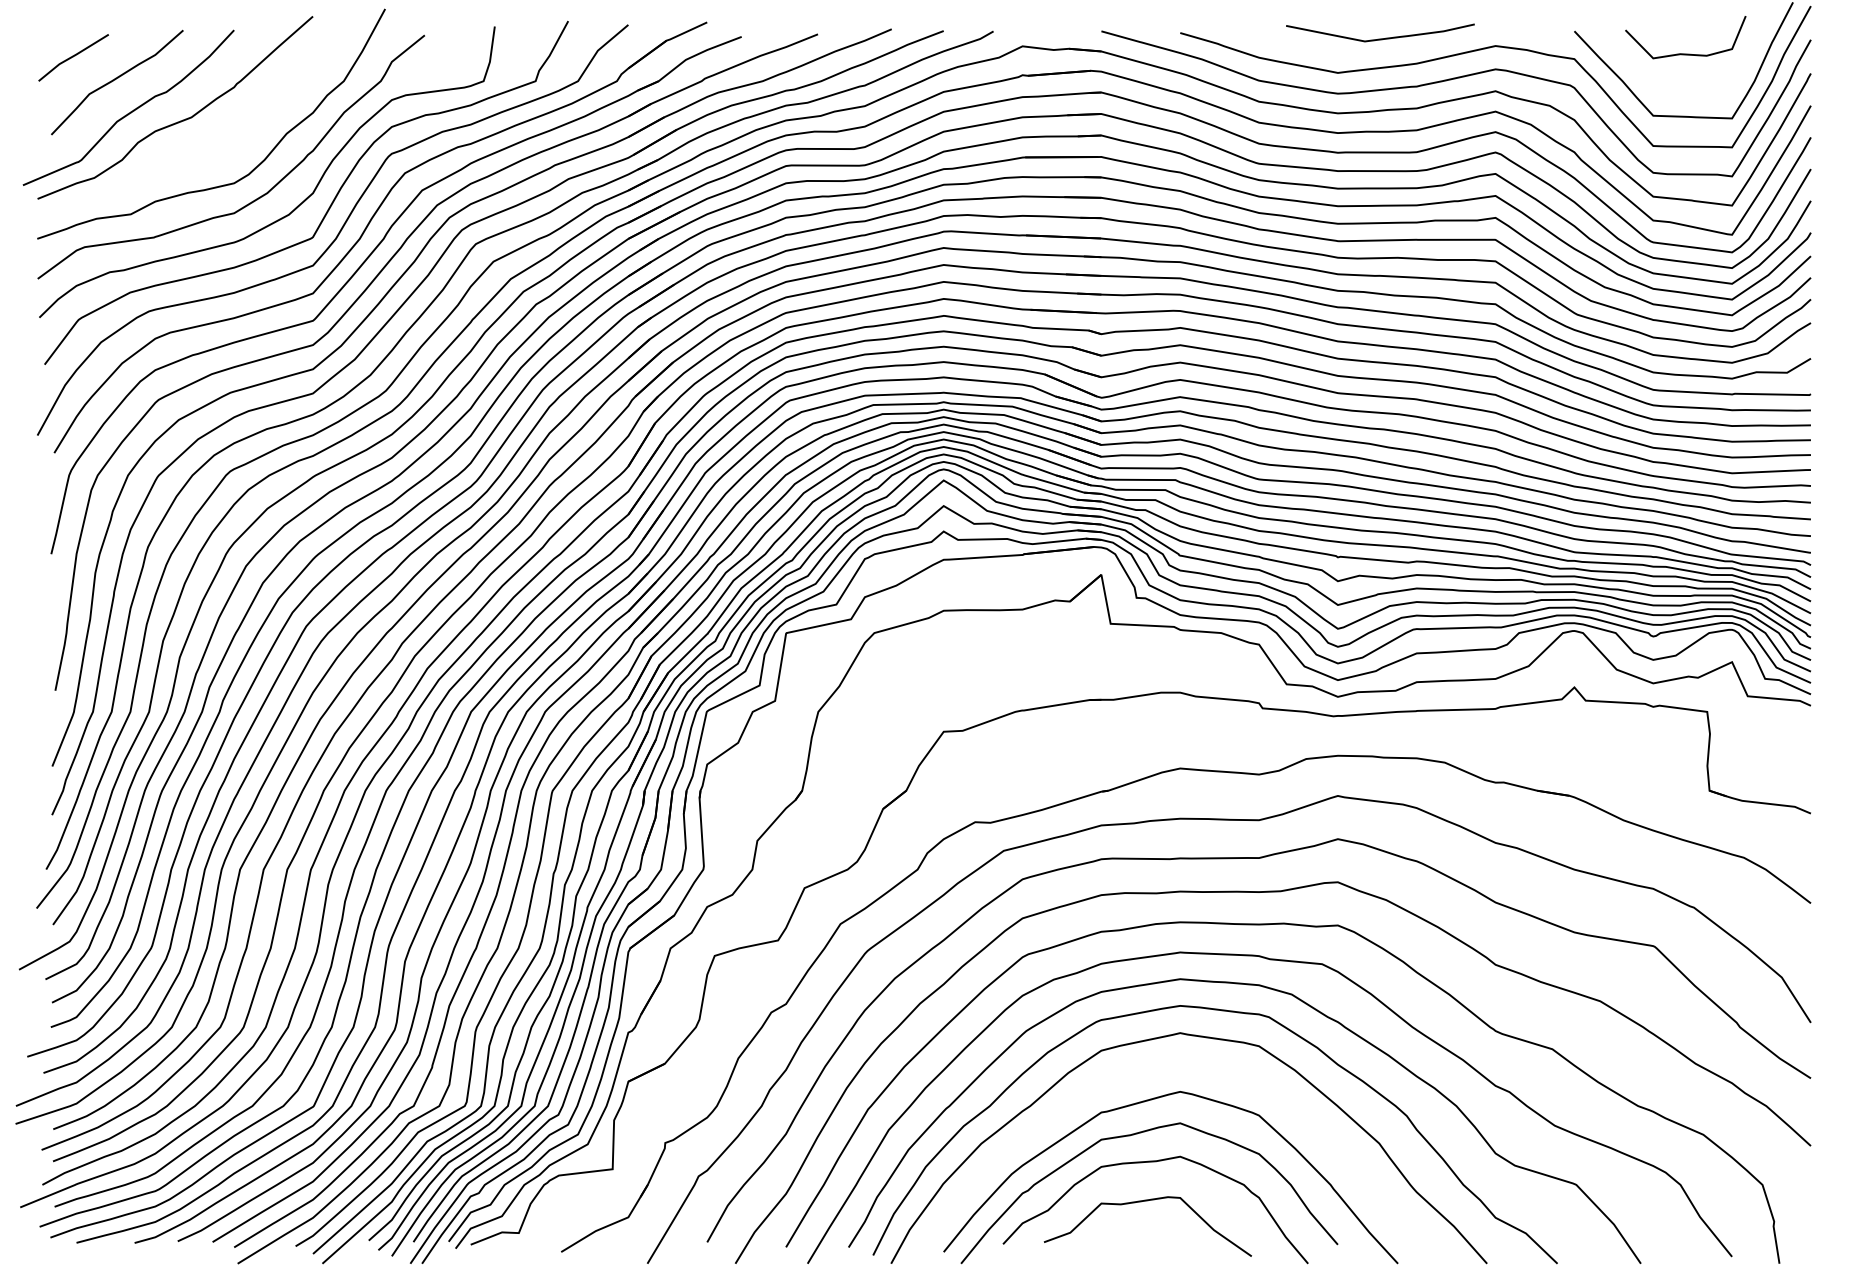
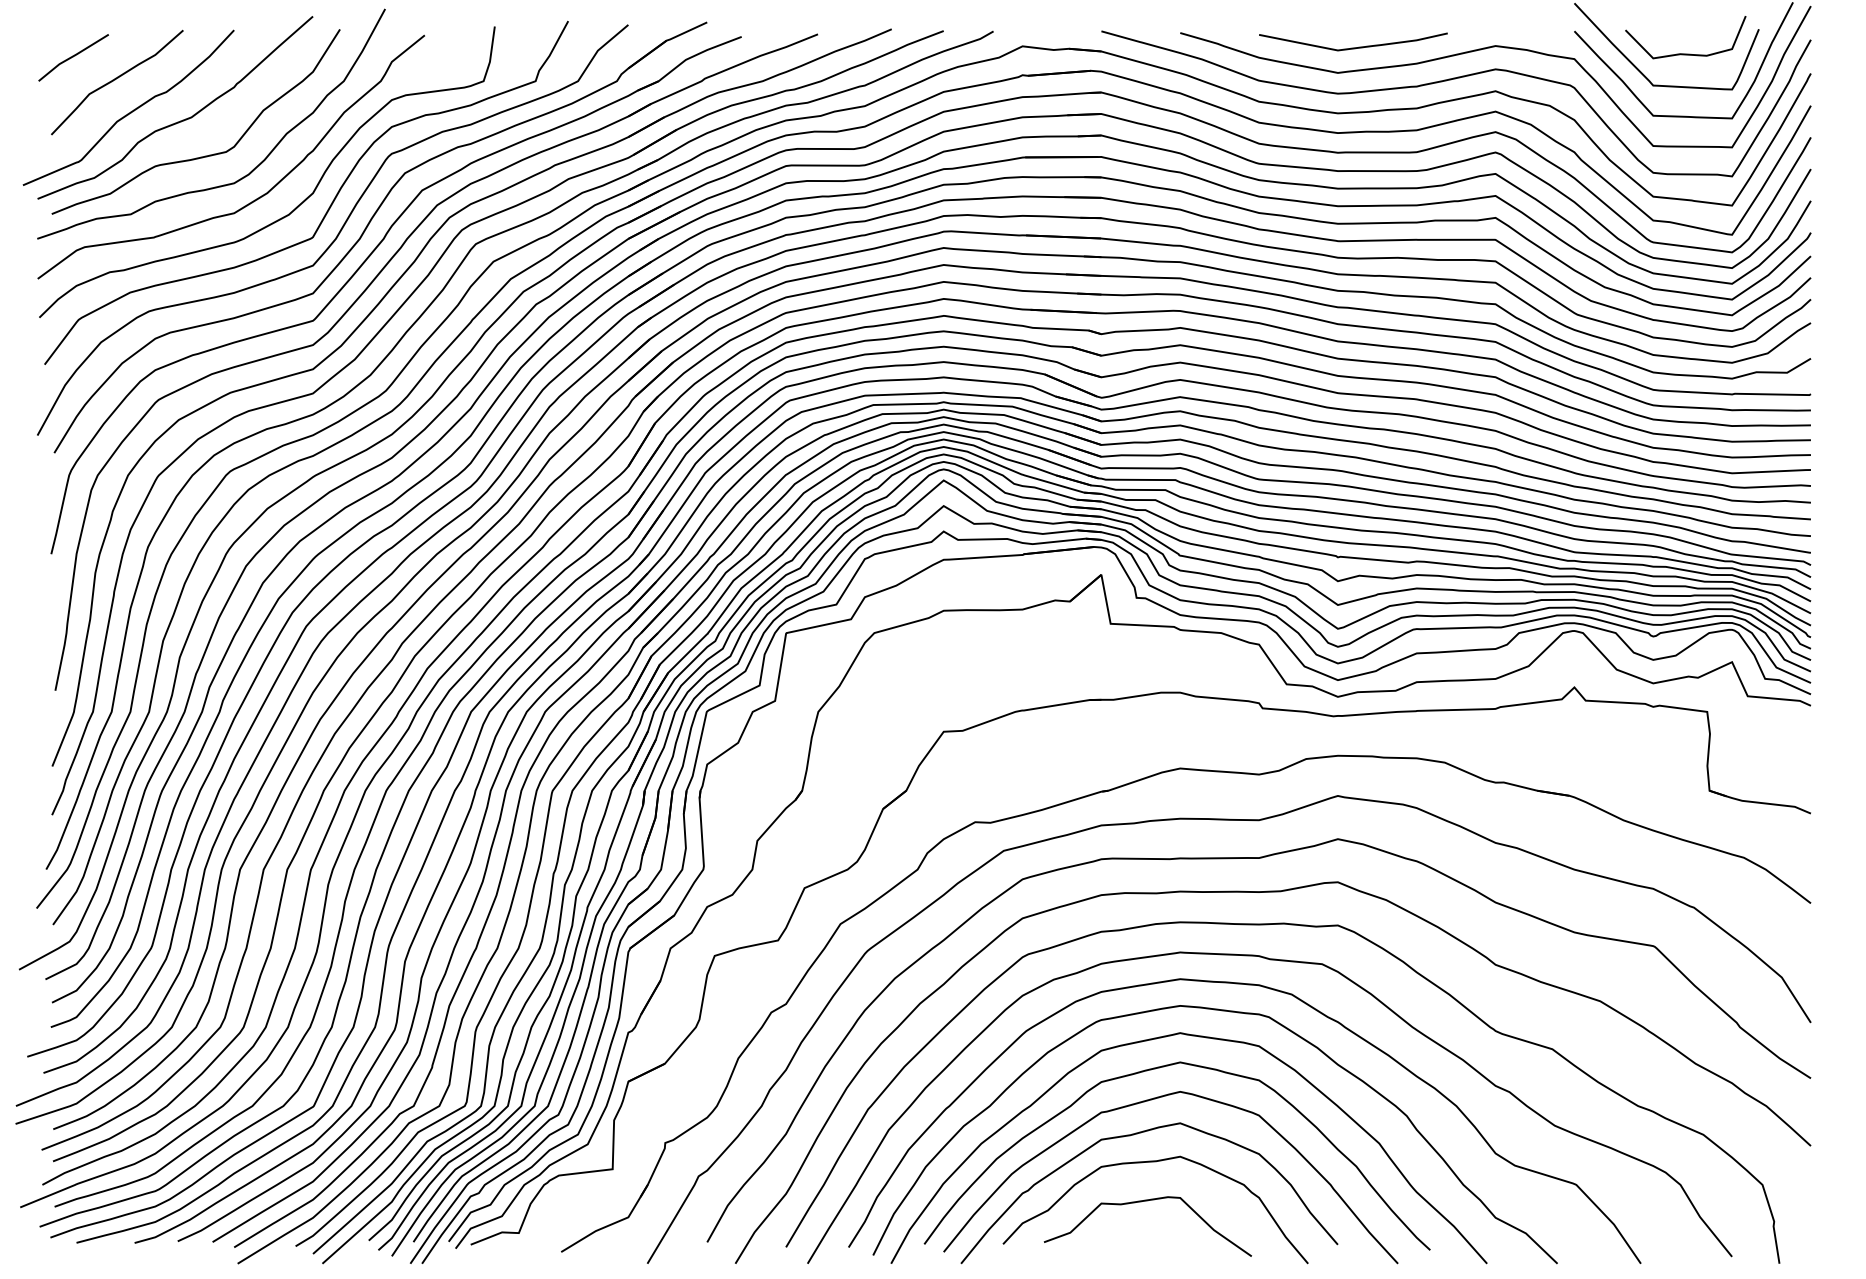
curve position: (1380, 38) -> (1353, 47) (1353, 47)
curve: none -> present (1641, 71)
curve: none -> present (200, 156)
curve: none -> present (1155, 1069)
